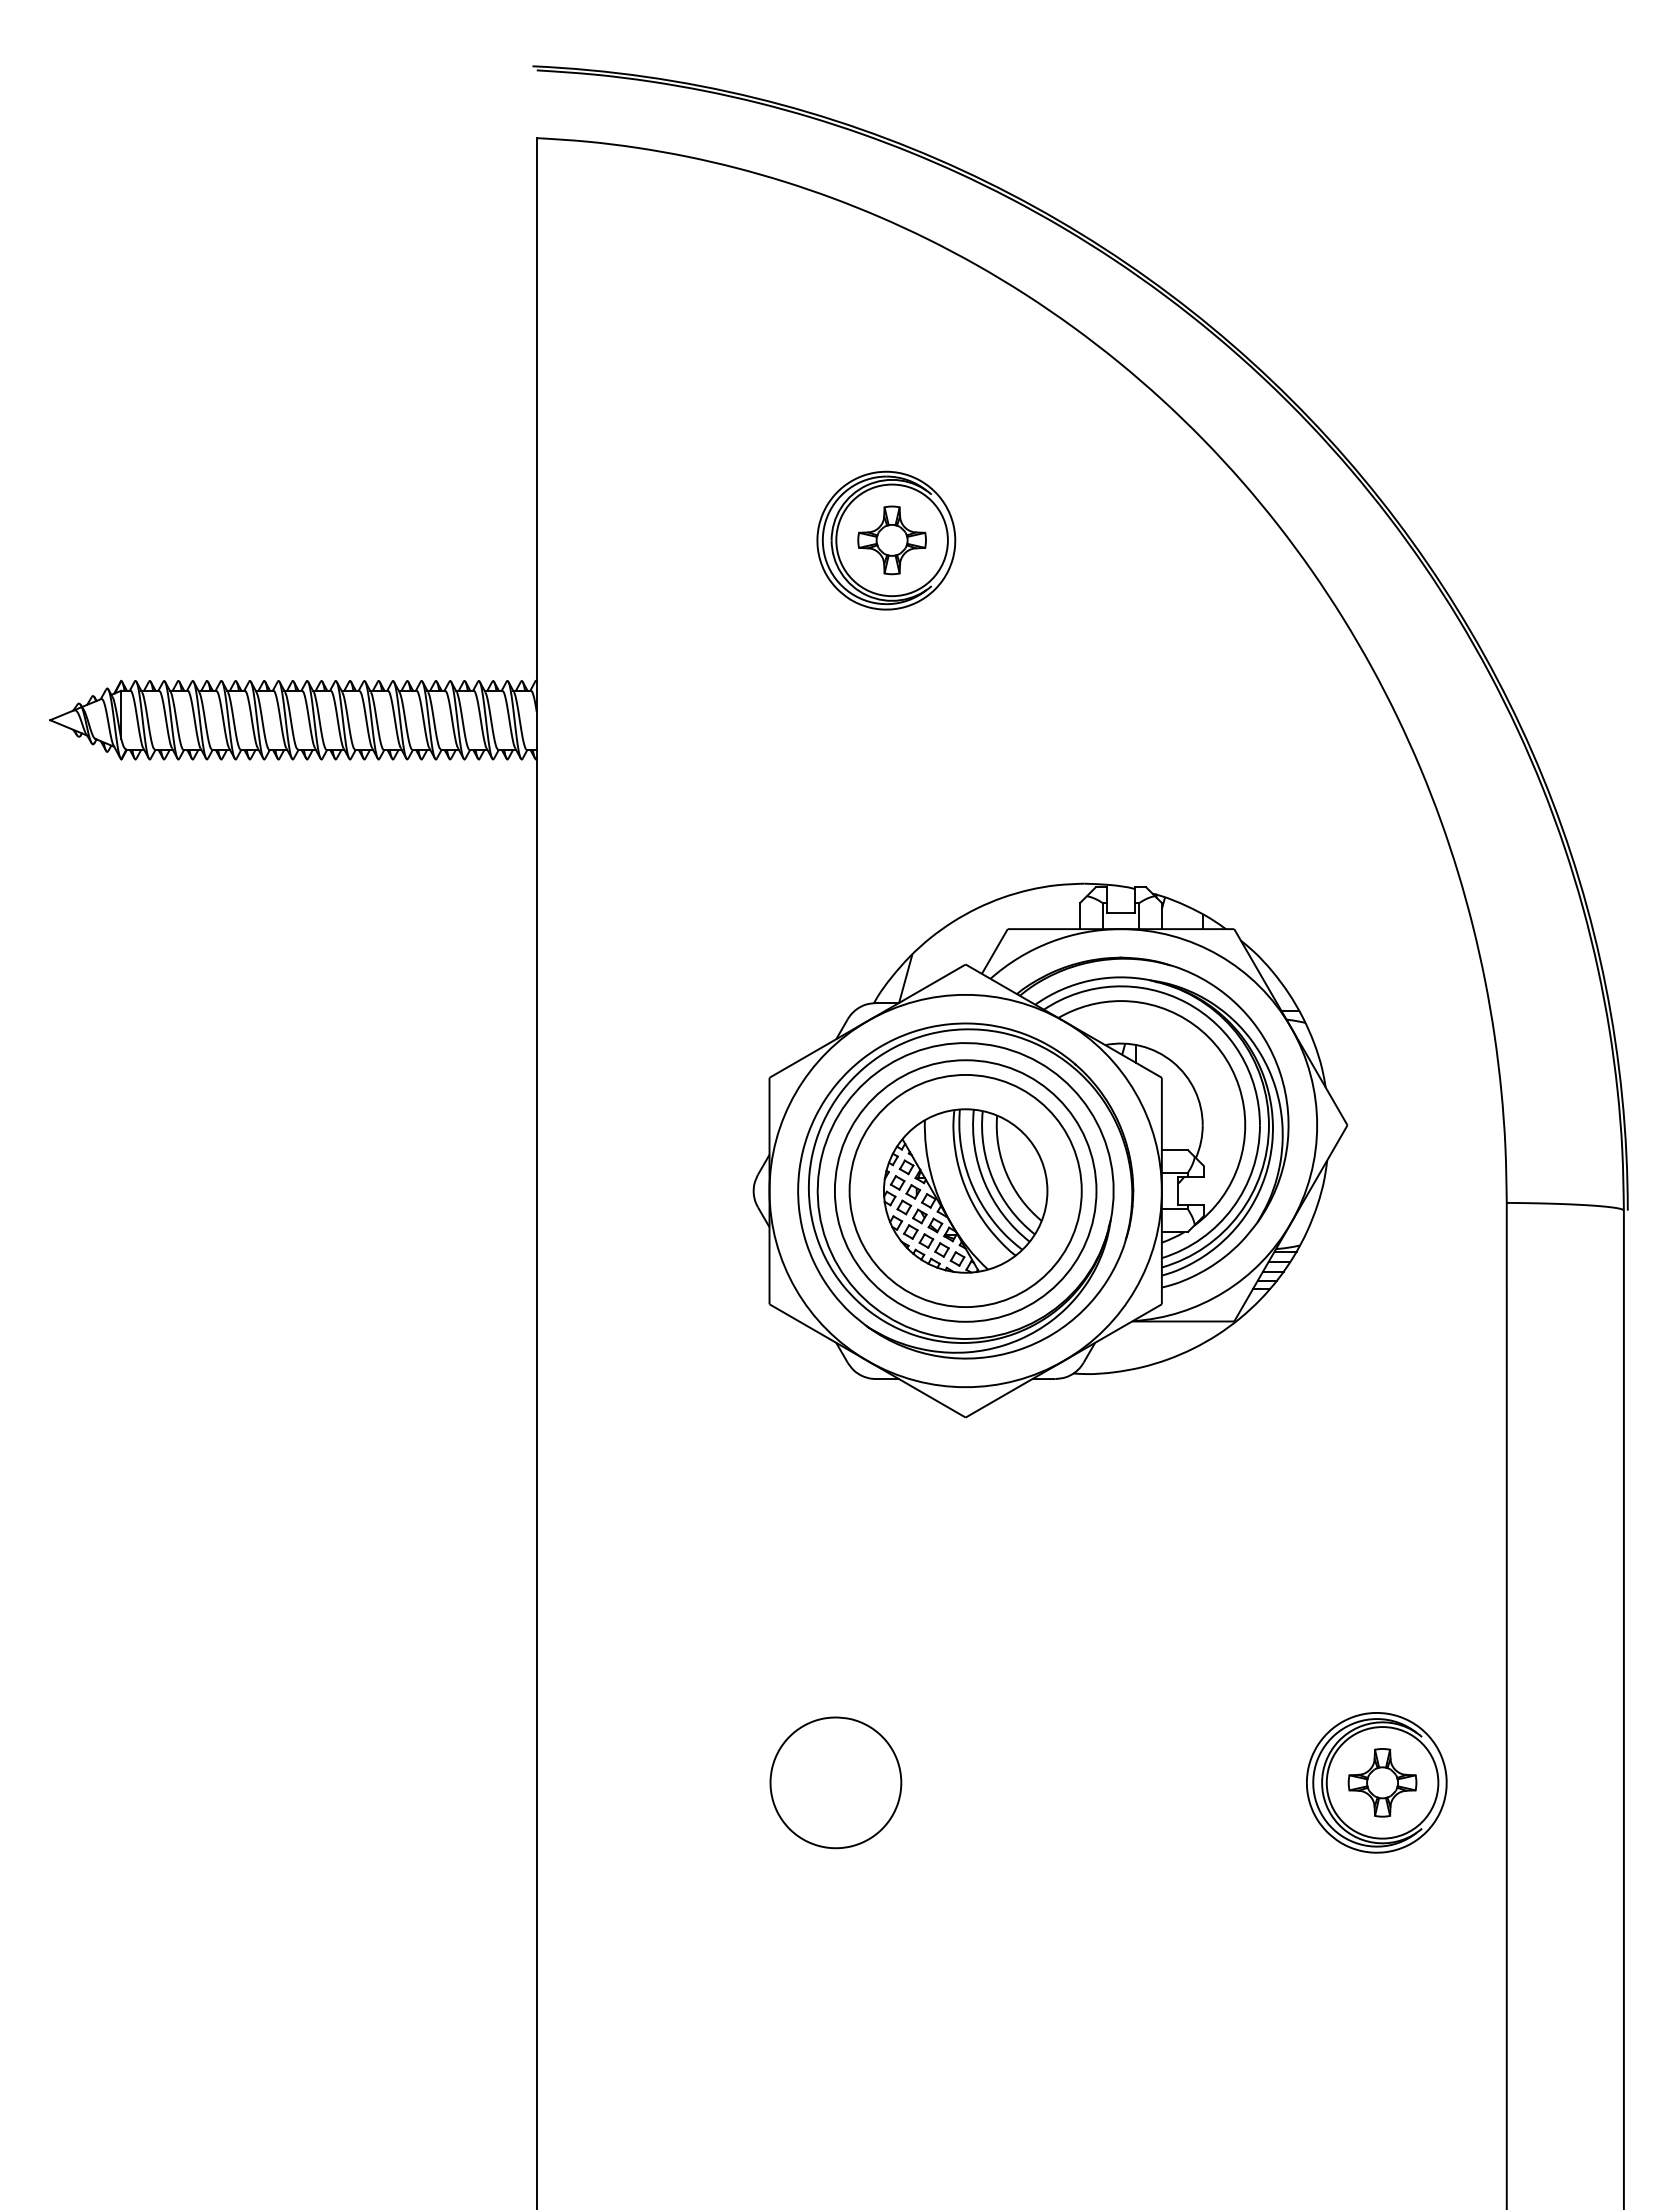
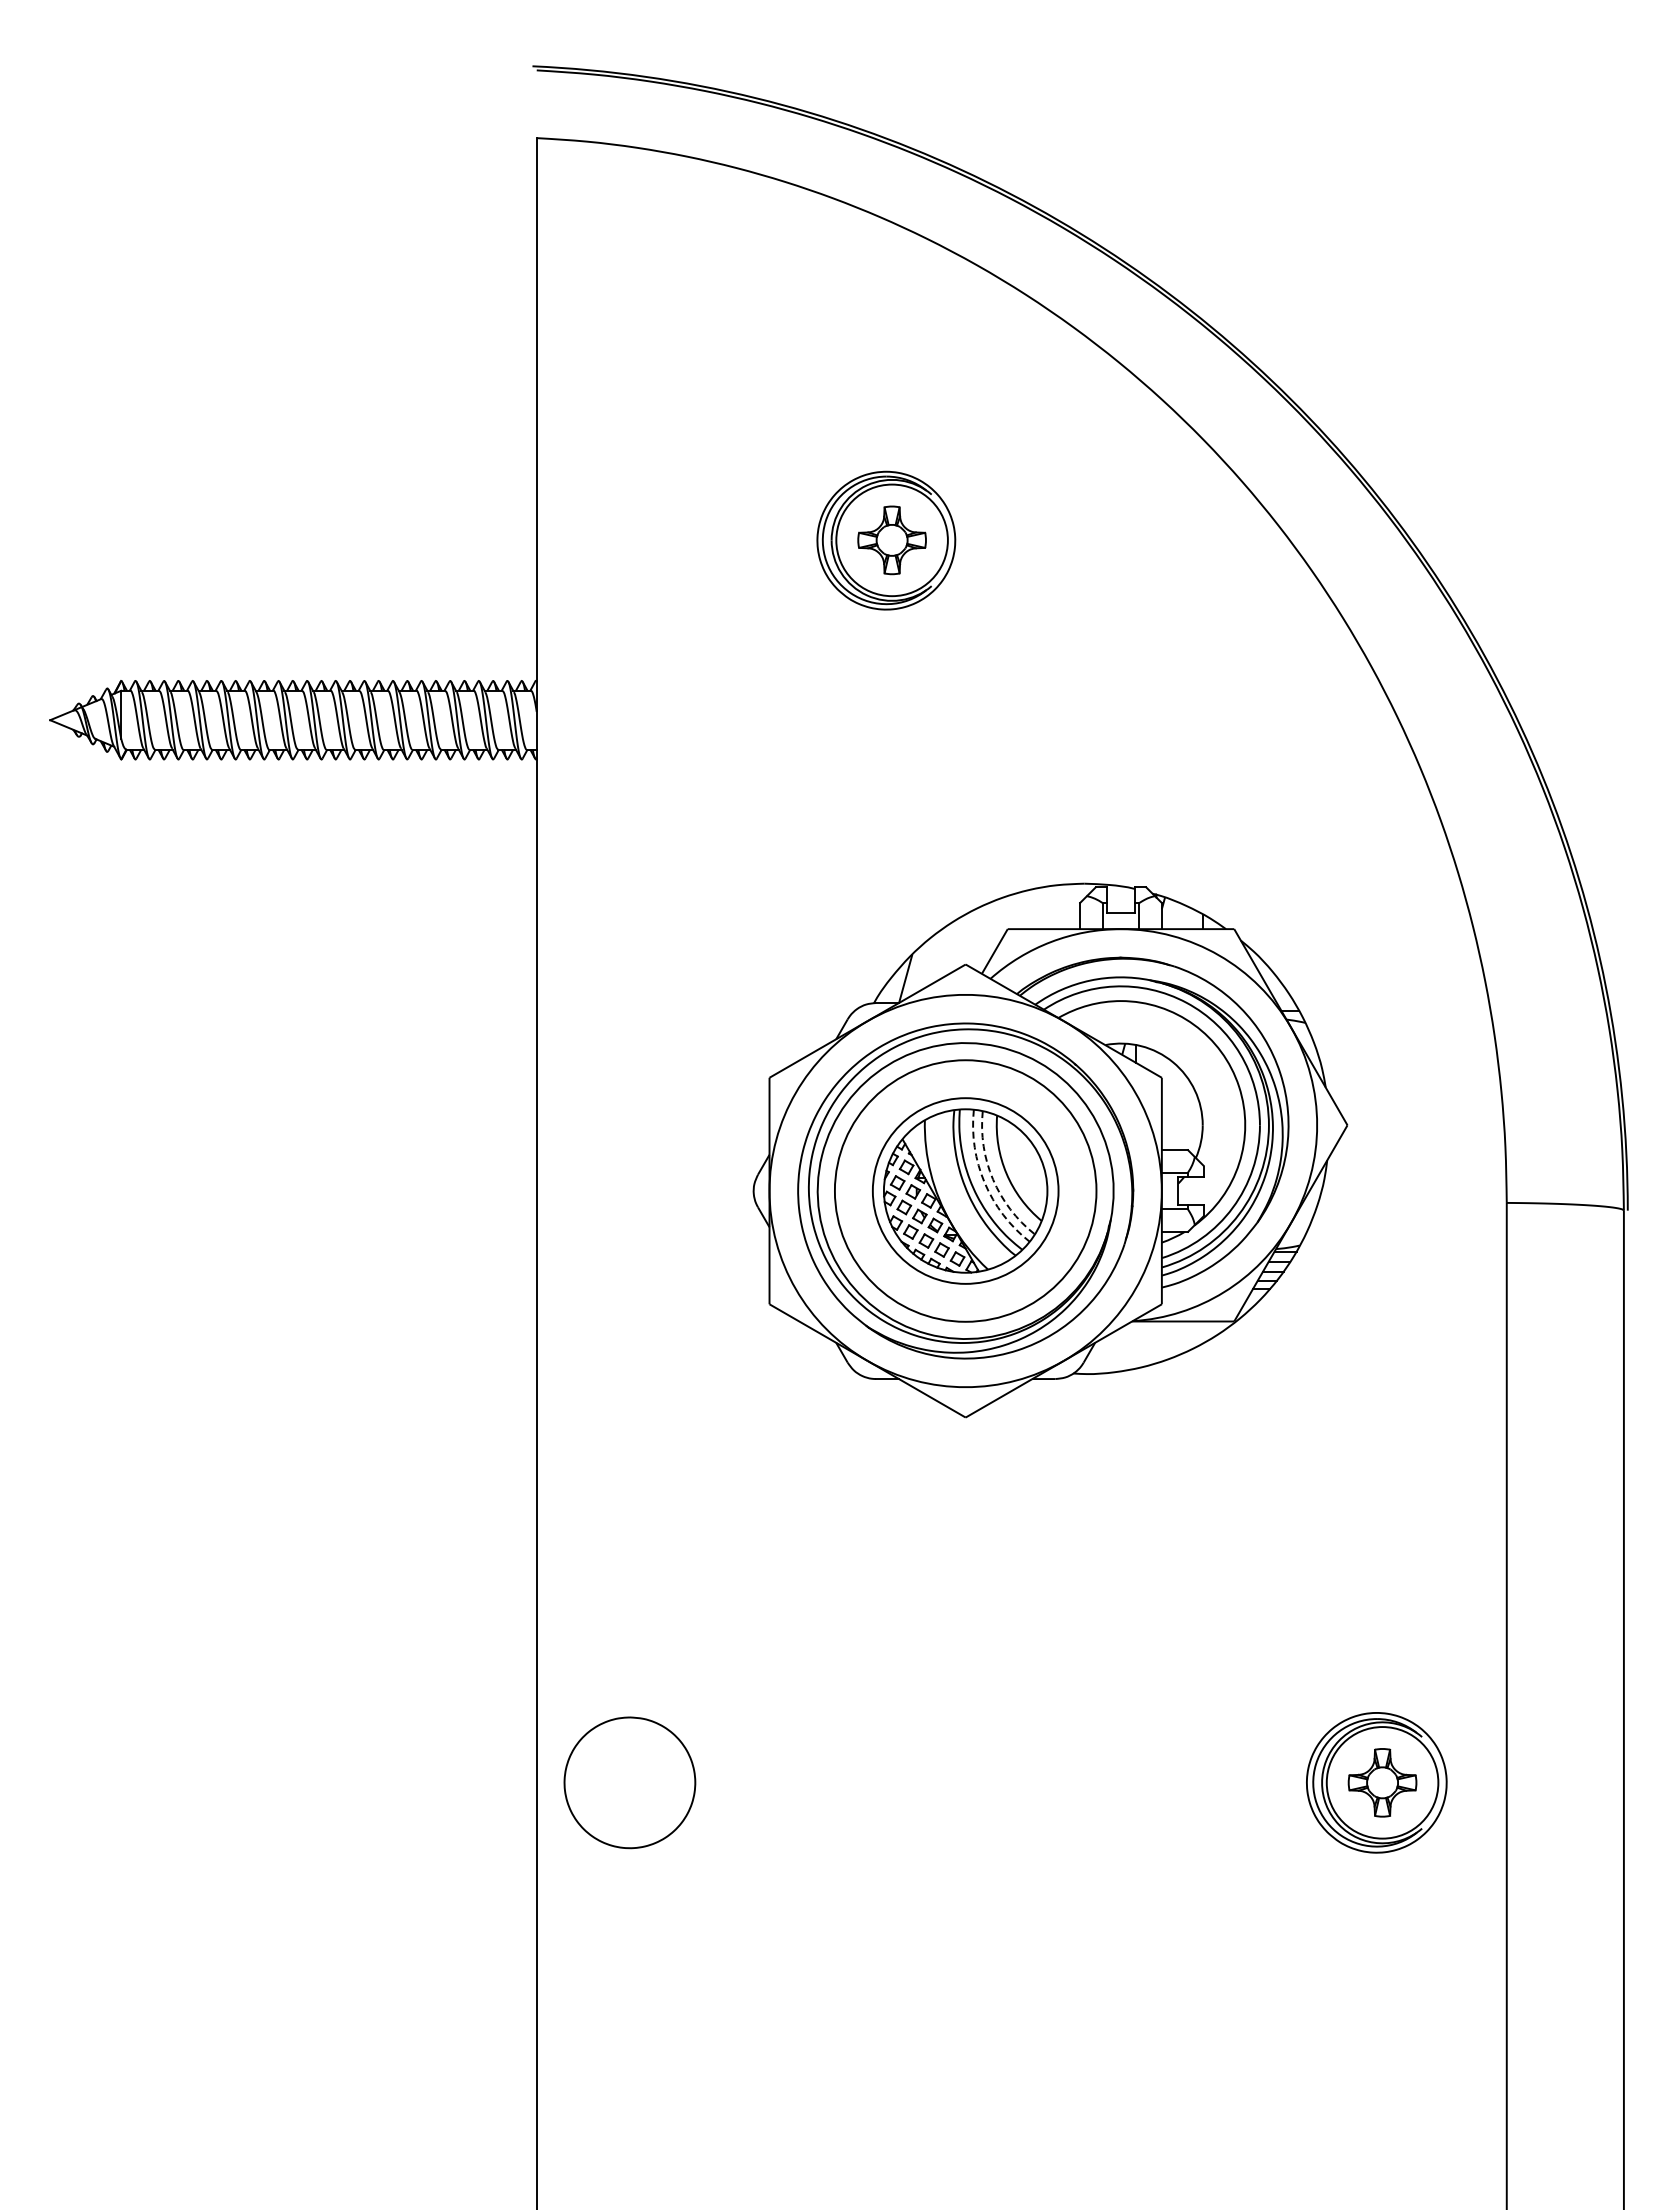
arc: solid -> dashed (993, 1179)
arc: solid -> dashed (984, 1182)
circle diameter: 232 px -> 186 px (965, 1190)
part position: (835, 1782) -> (629, 1782) (629, 1782)
